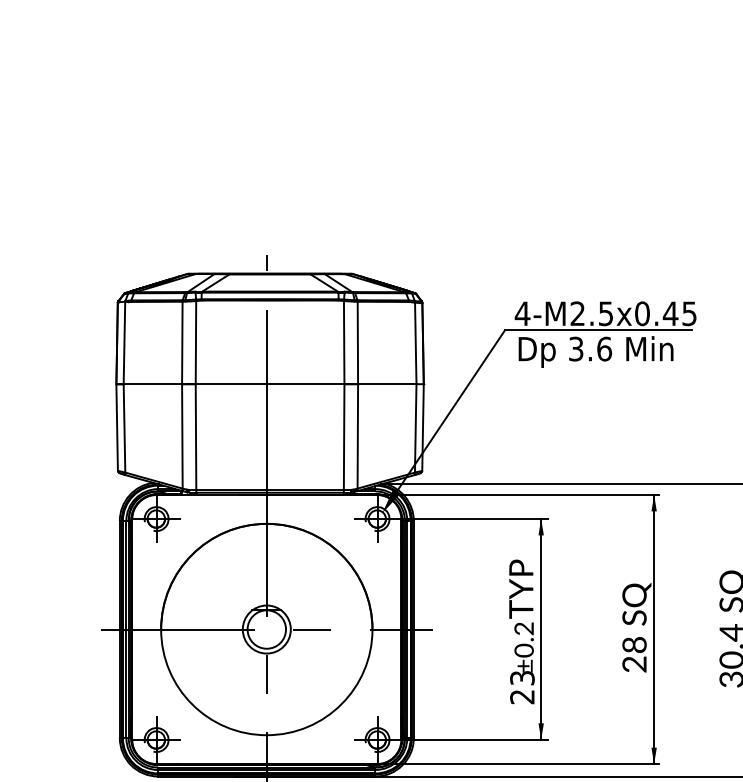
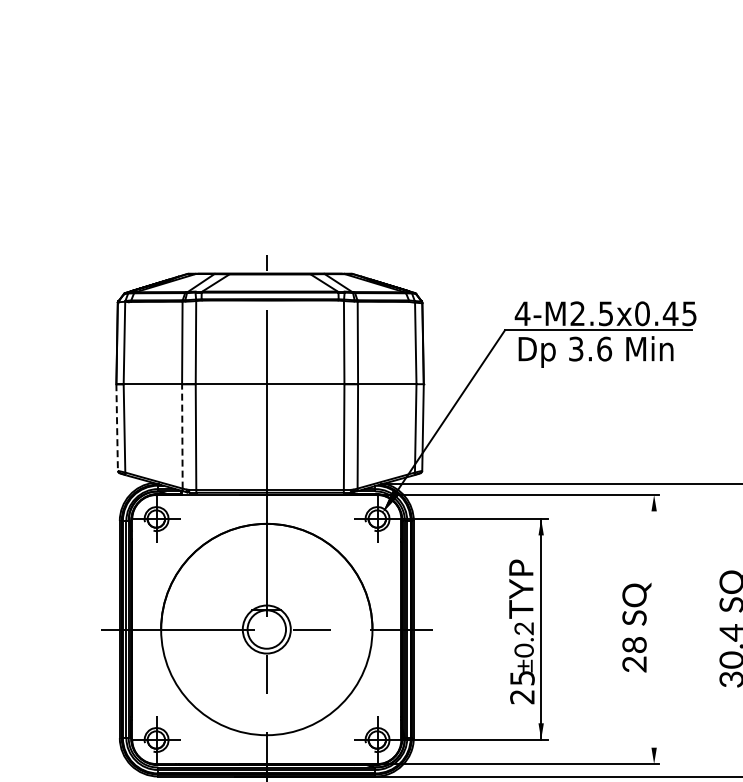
line: solid -> dashed (117, 428)
line: solid -> dashed (182, 435)
line: present -> none (654, 629)
text: 23 -> 25 (522, 677)
